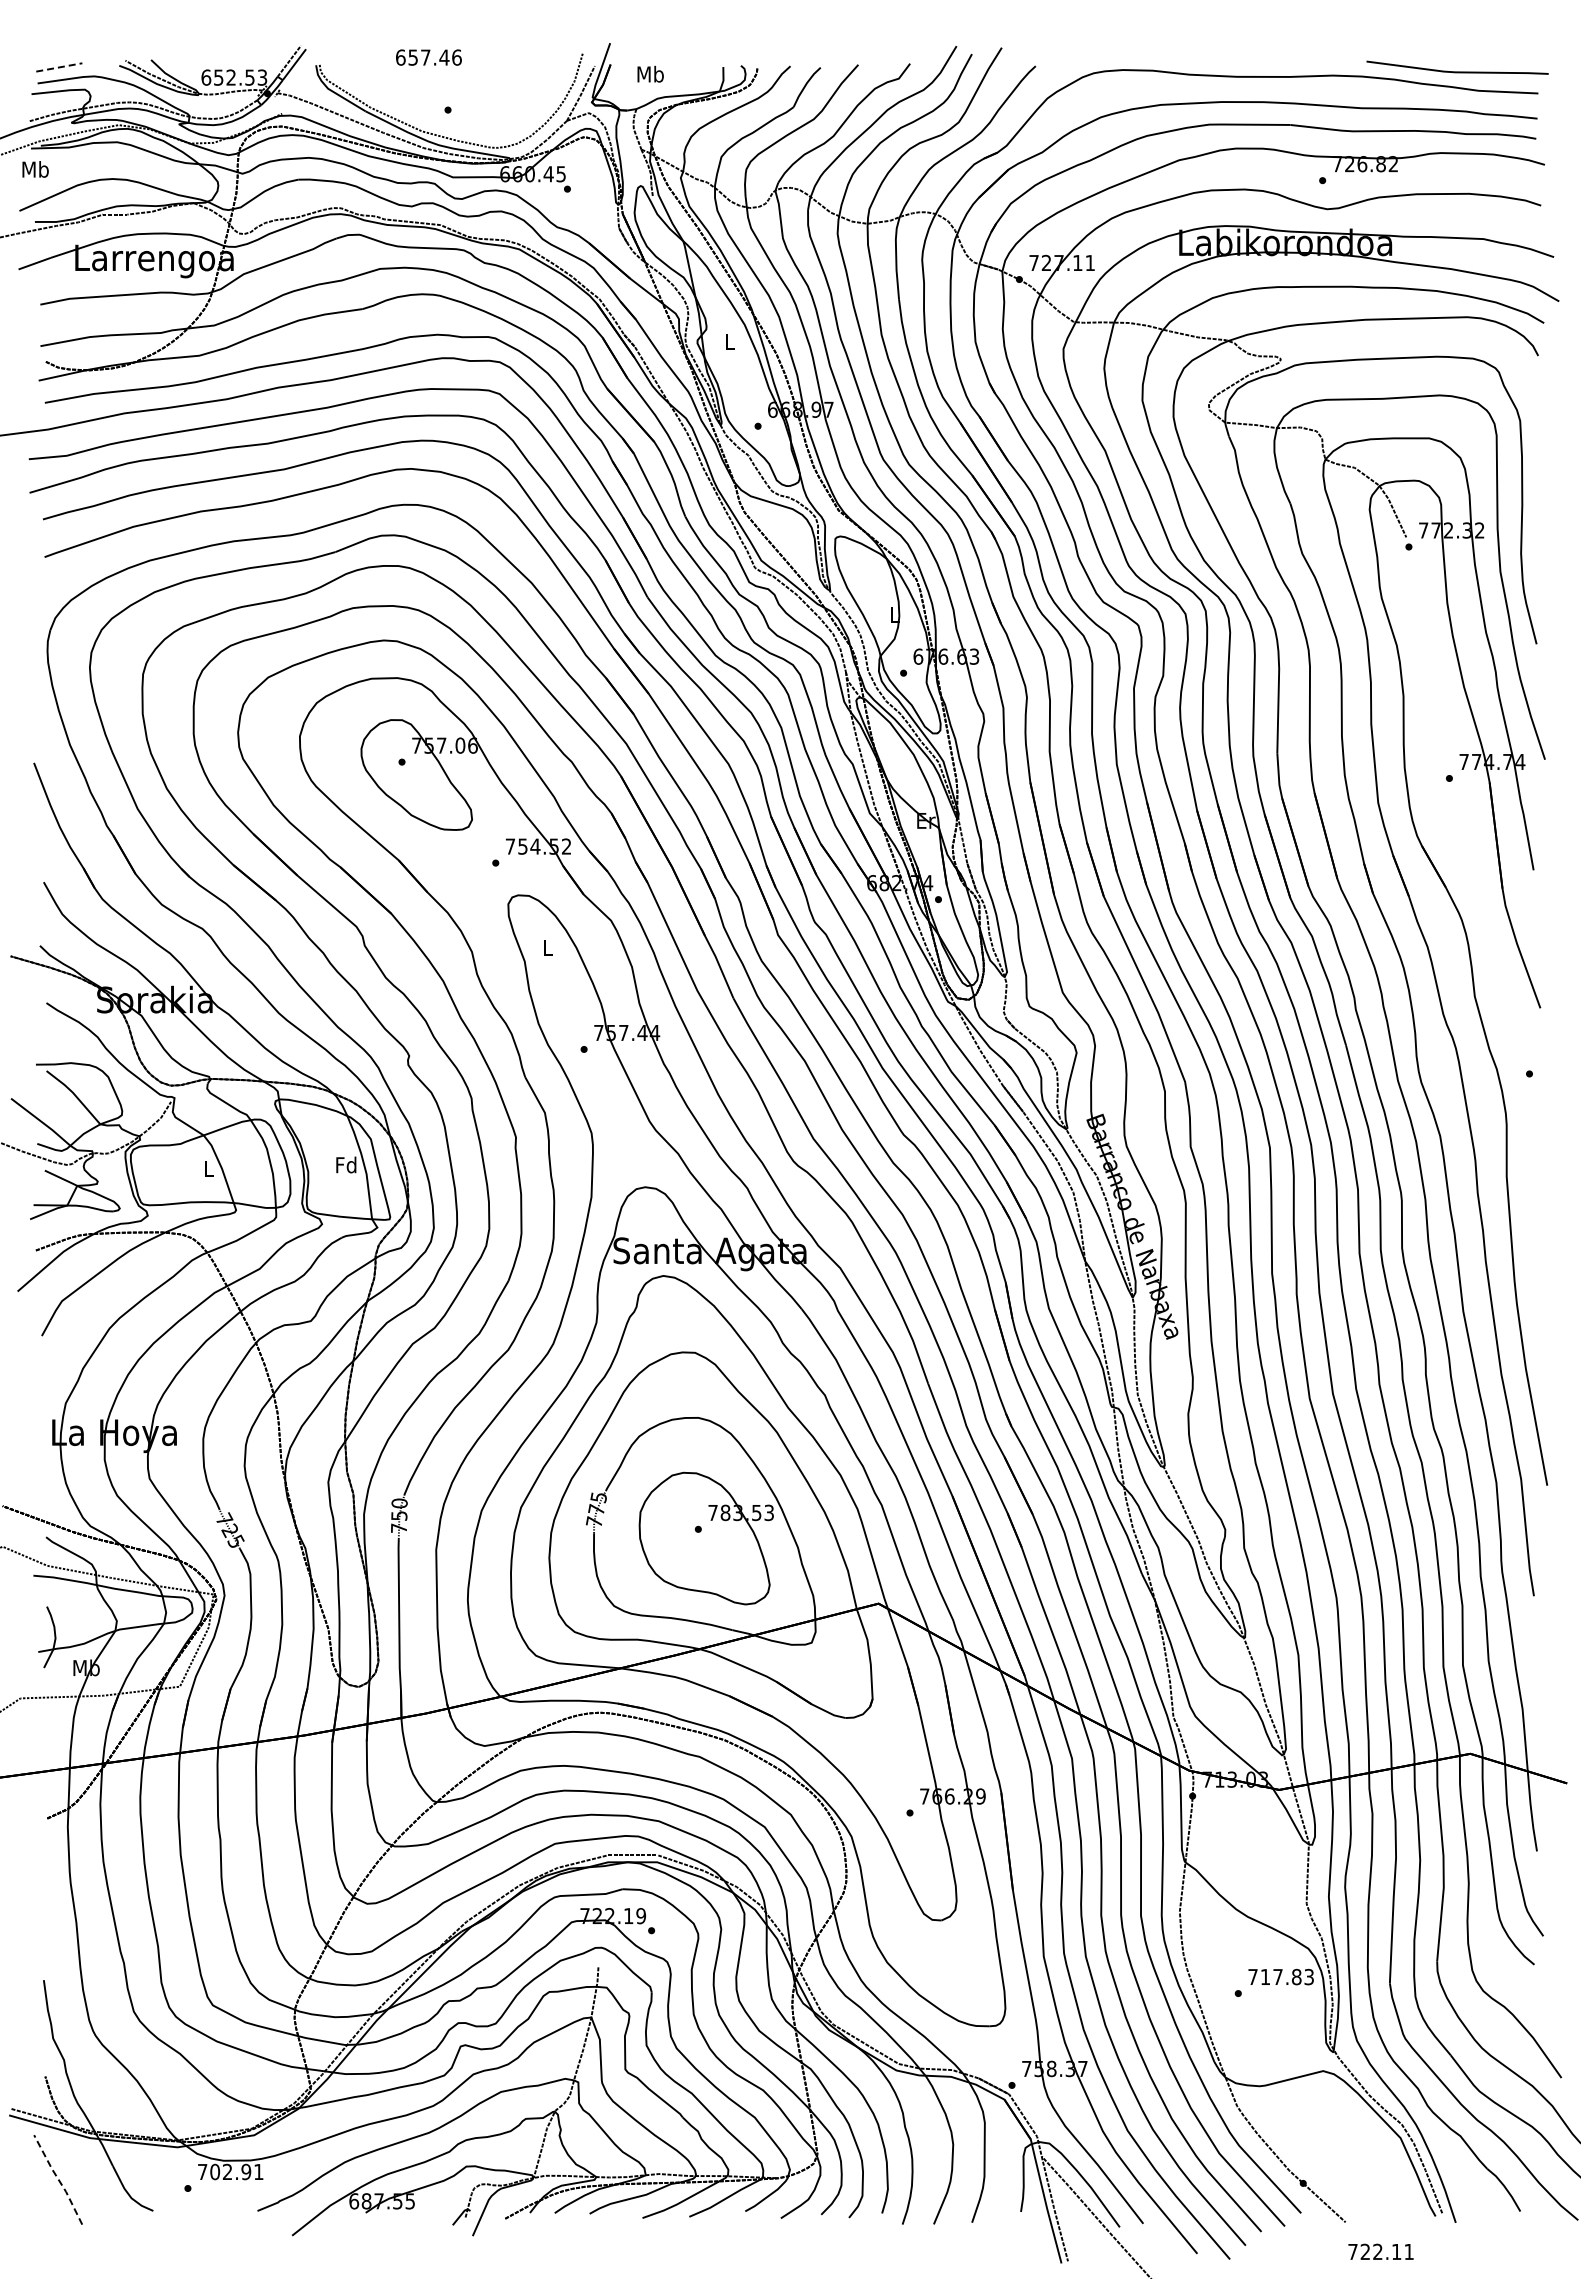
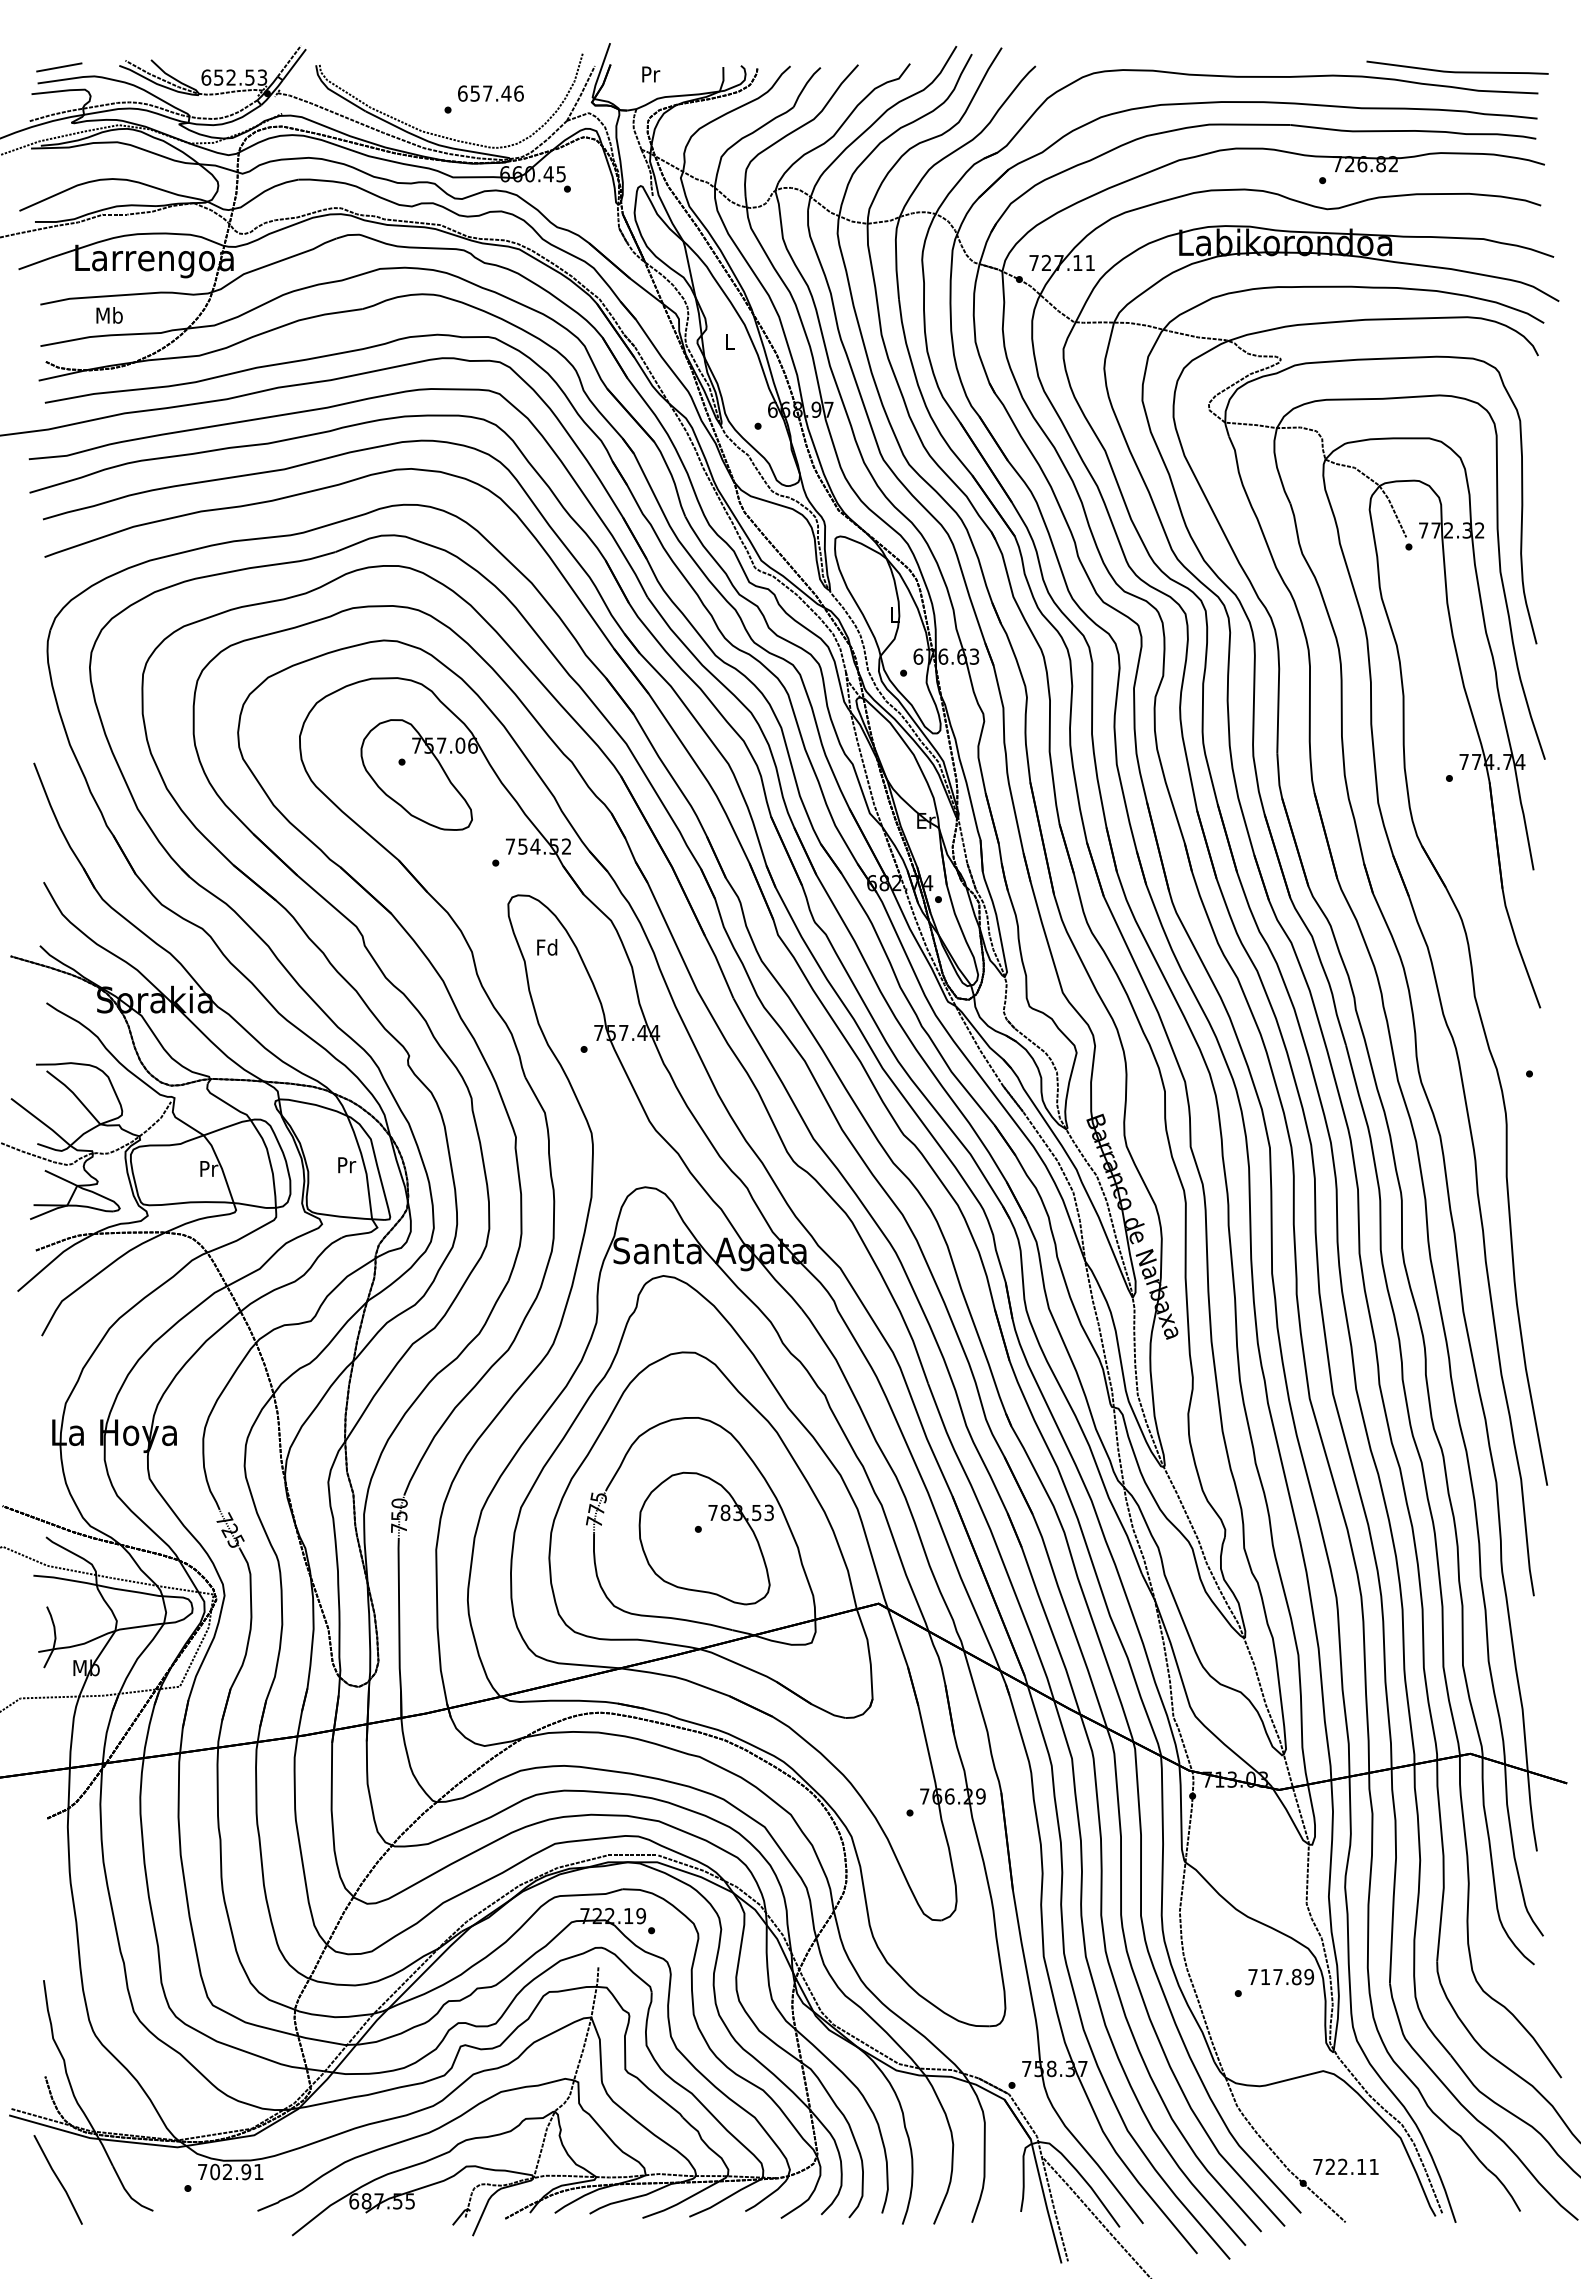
text position: (428, 57) -> (490, 93) (490, 93)
line: dashed -> solid (59, 67)
text: Mb -> Pr (650, 73)
text position: (35, 169) -> (109, 315) (109, 315)
text: L -> Fd (547, 947)
text: Fd -> Pr (346, 1164)
text: L -> Pr (209, 1168)
text: 717.83 -> 717.89 (1309, 1977)
line: dashed -> solid (58, 2179)
text position: (1380, 2251) -> (1345, 2166) (1345, 2166)
